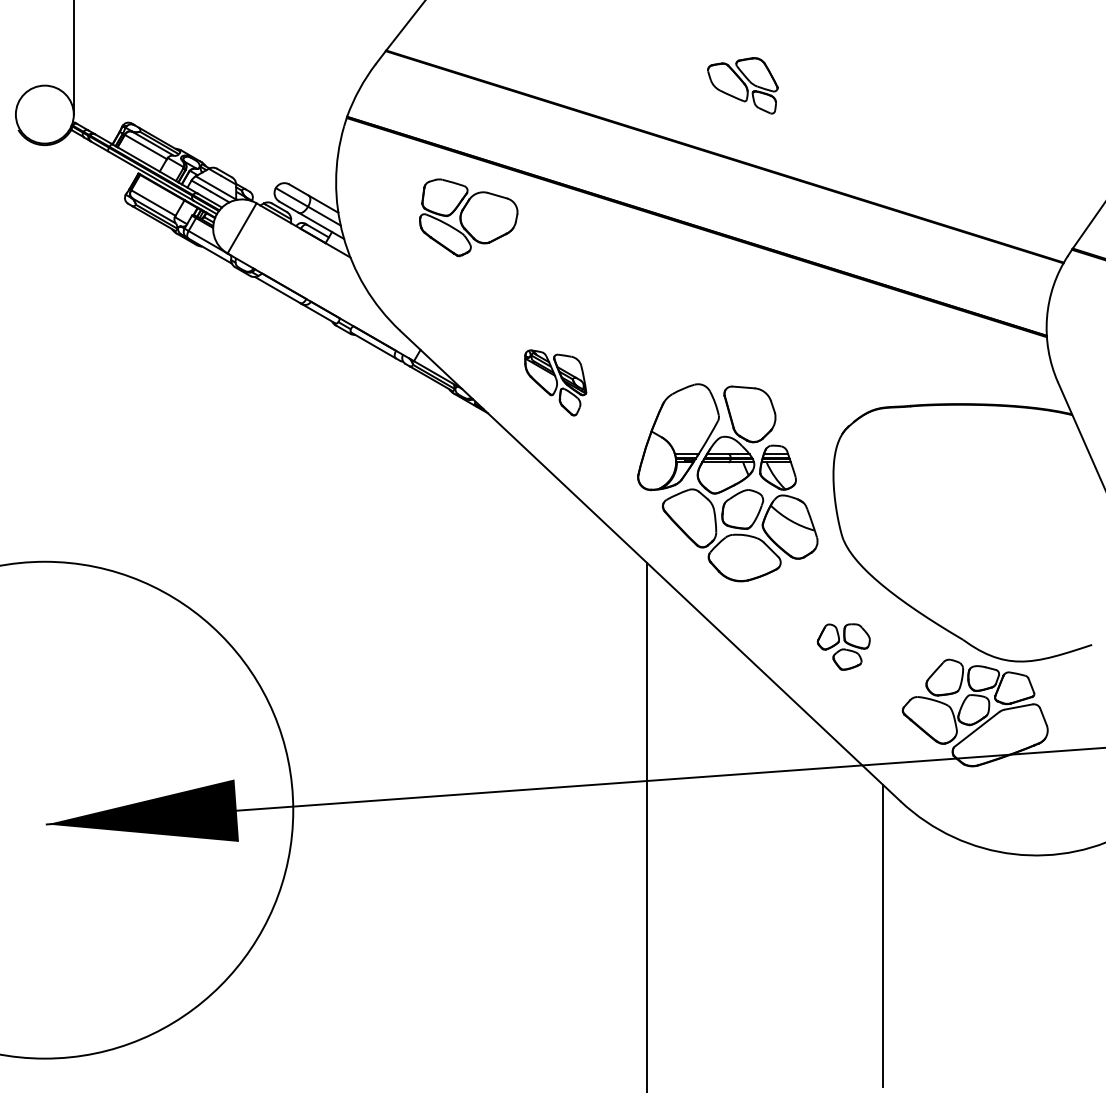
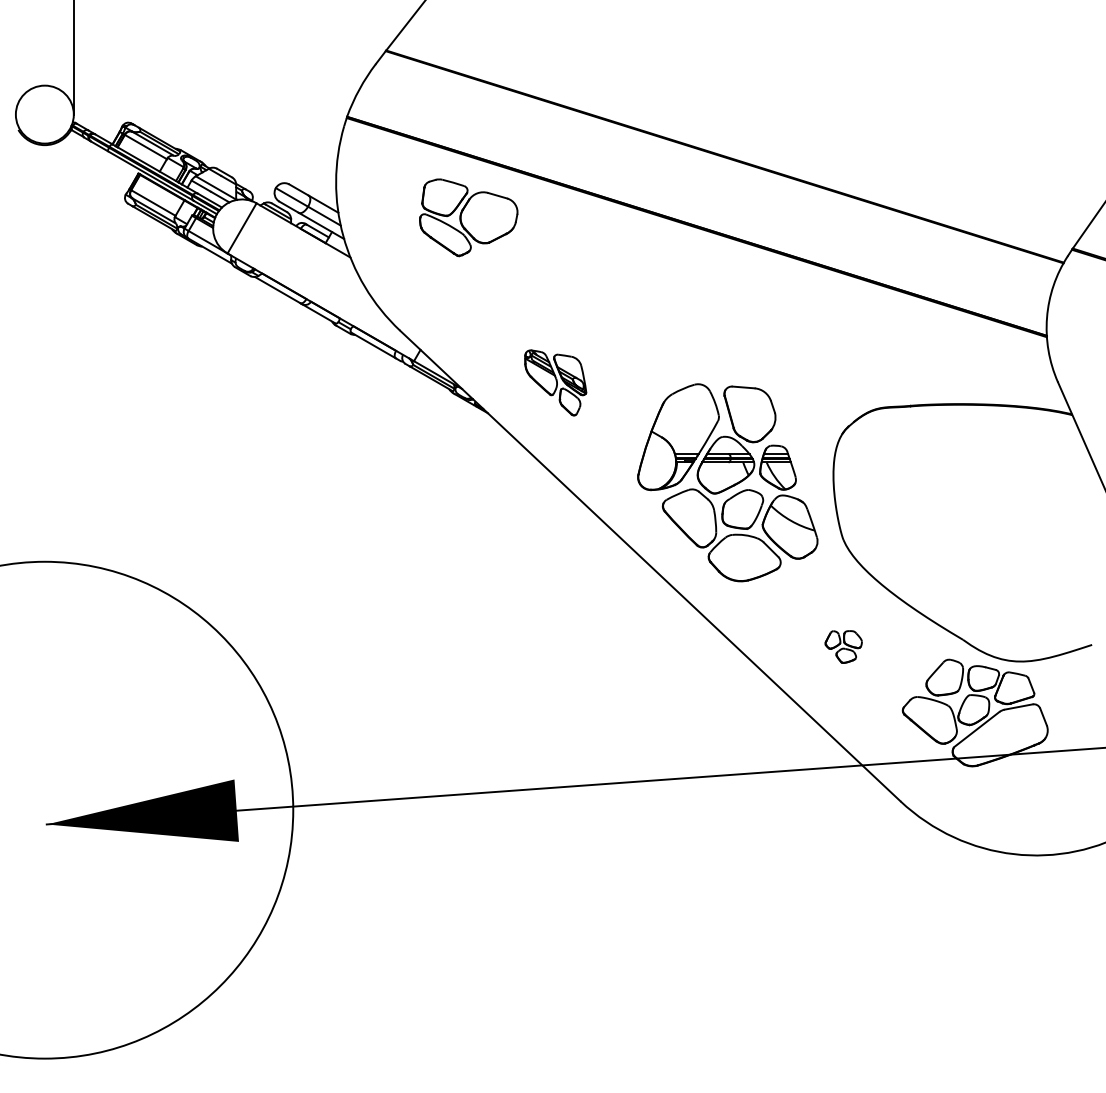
part: present -> none (742, 85)
part size: 55x48 px -> 39x34 px (843, 646)
line: present -> none (647, 826)
line: present -> none (883, 935)
